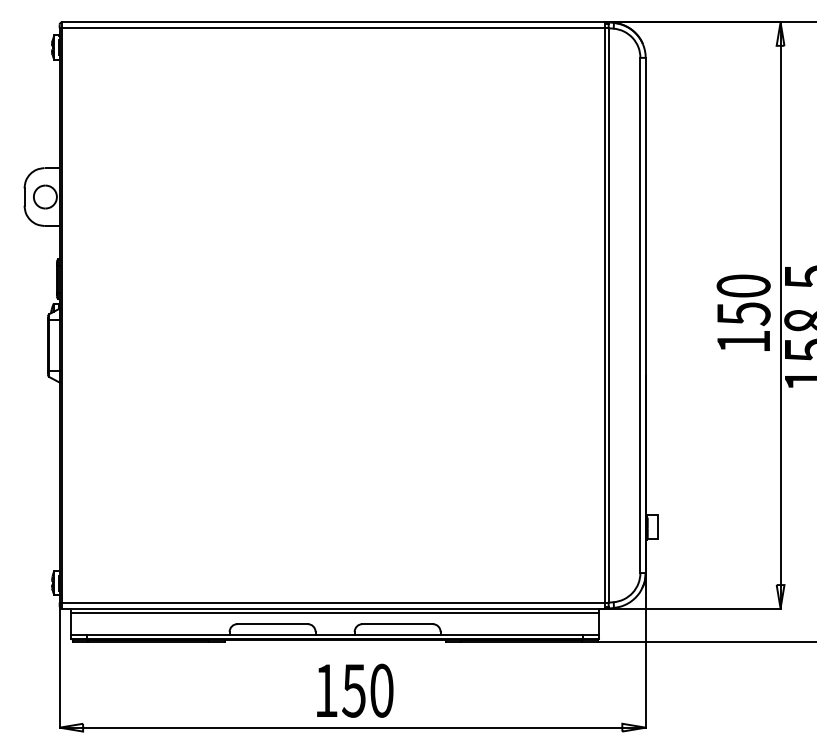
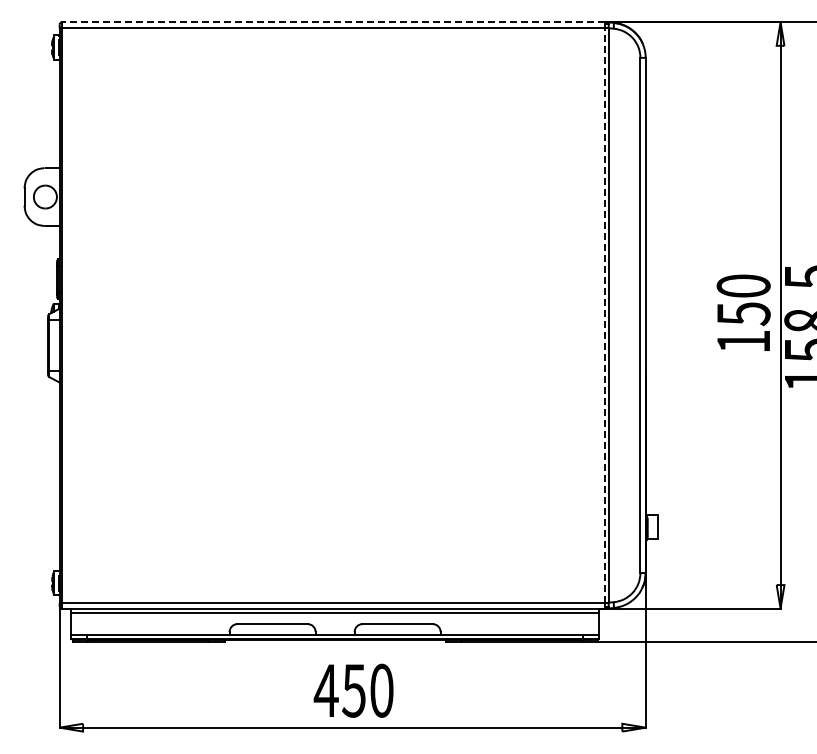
line: solid -> dashed (332, 22)
line: solid -> dashed (604, 314)
text: 150 -> 450 (325, 690)
